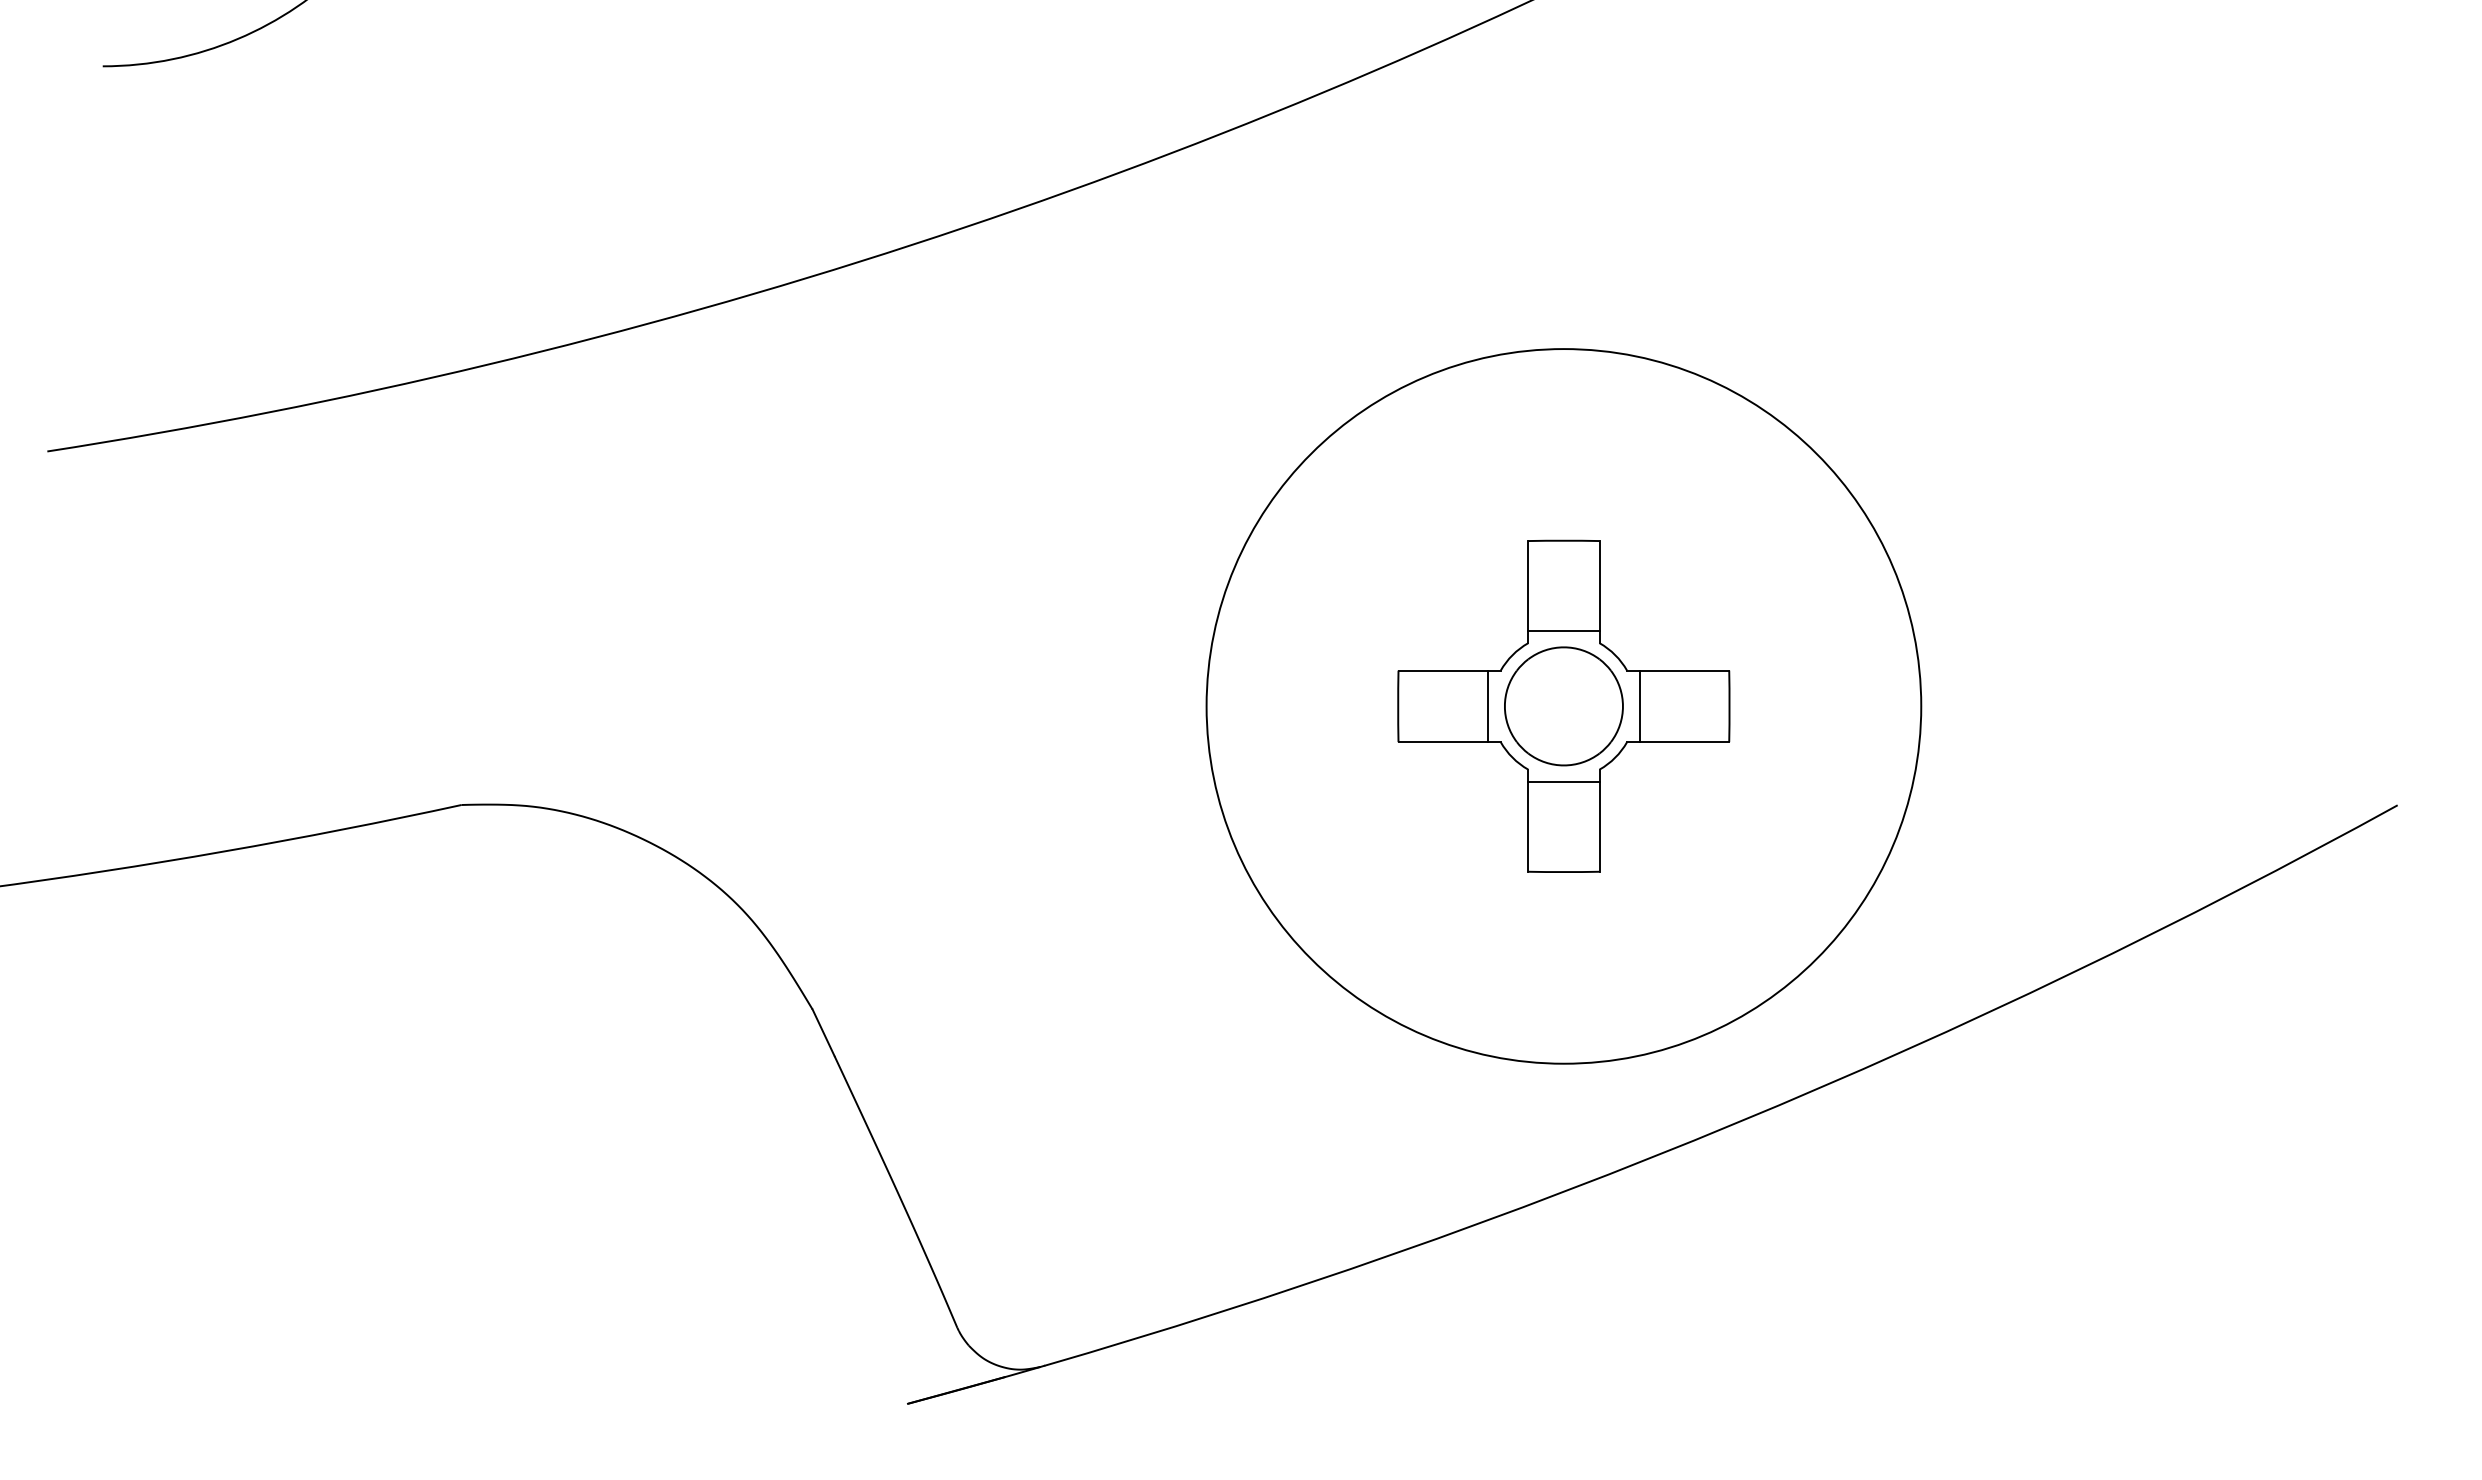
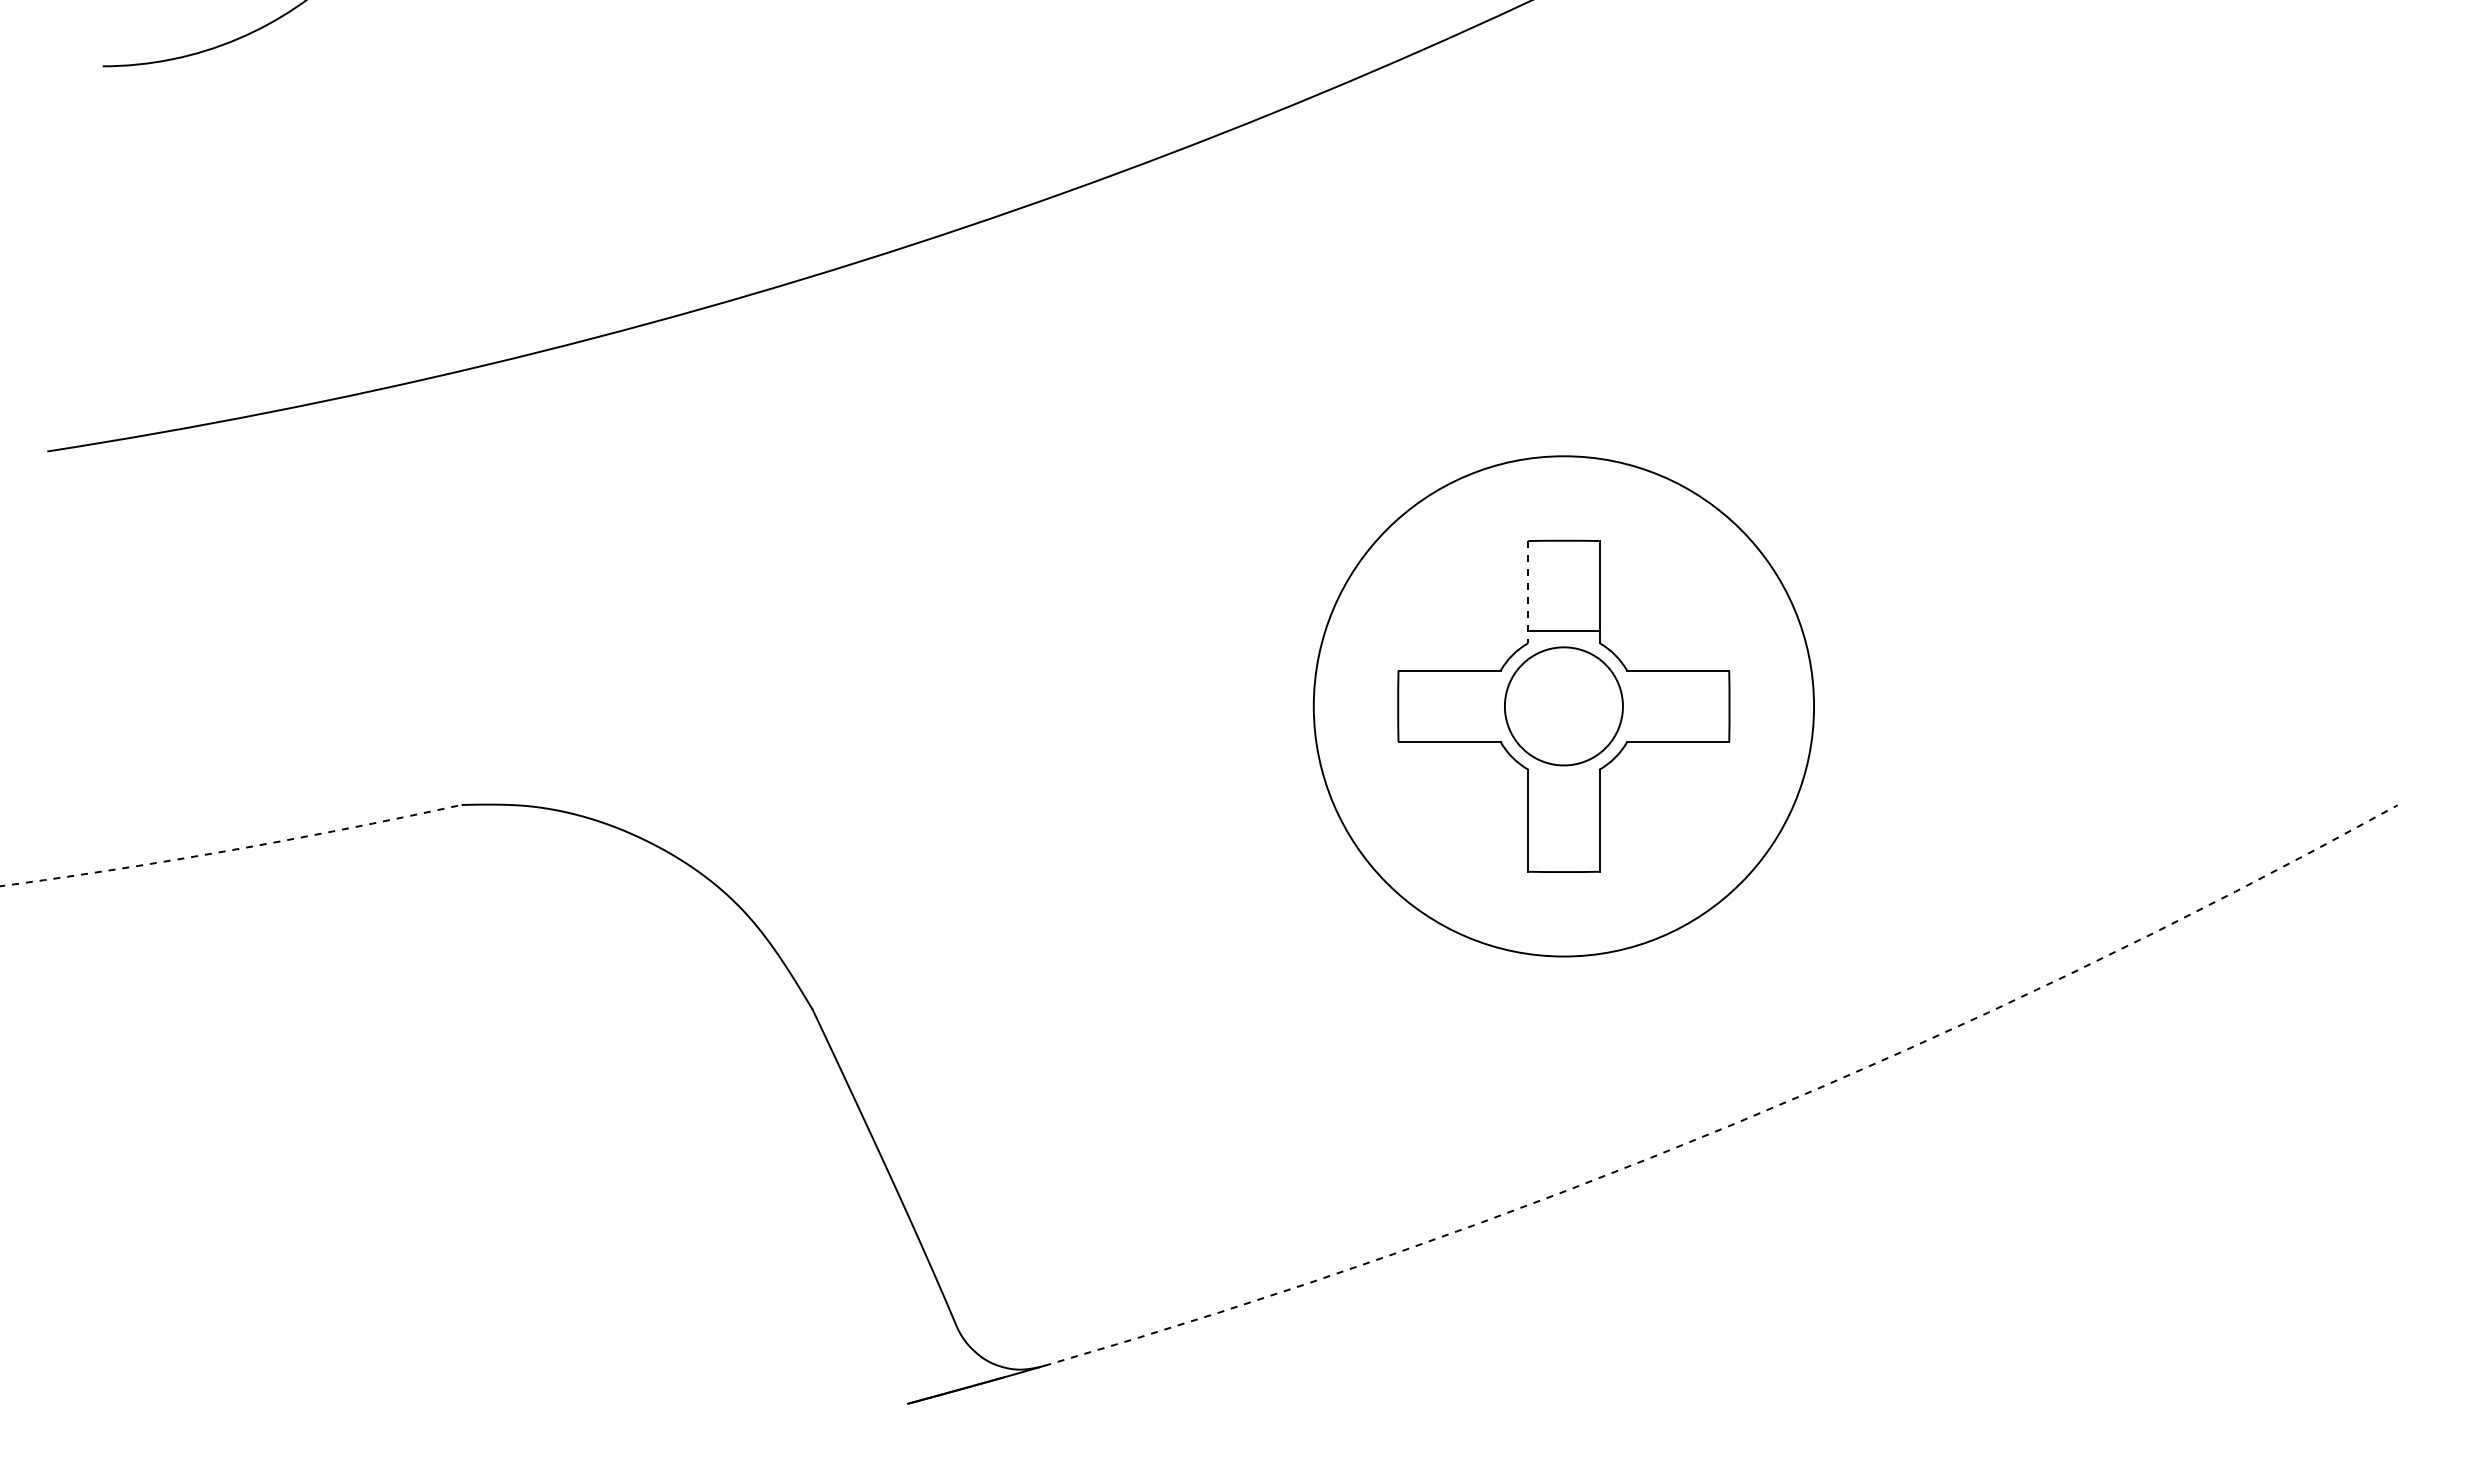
line: solid -> dashed (1528, 592)
line: present -> none (1488, 706)
circle diameter: 715 px -> 500 px (1563, 706)
line: present -> none (1639, 706)
line: present -> none (1563, 781)
arc: solid -> dashed (231, 850)
arc: solid -> dashed (1736, 1123)
